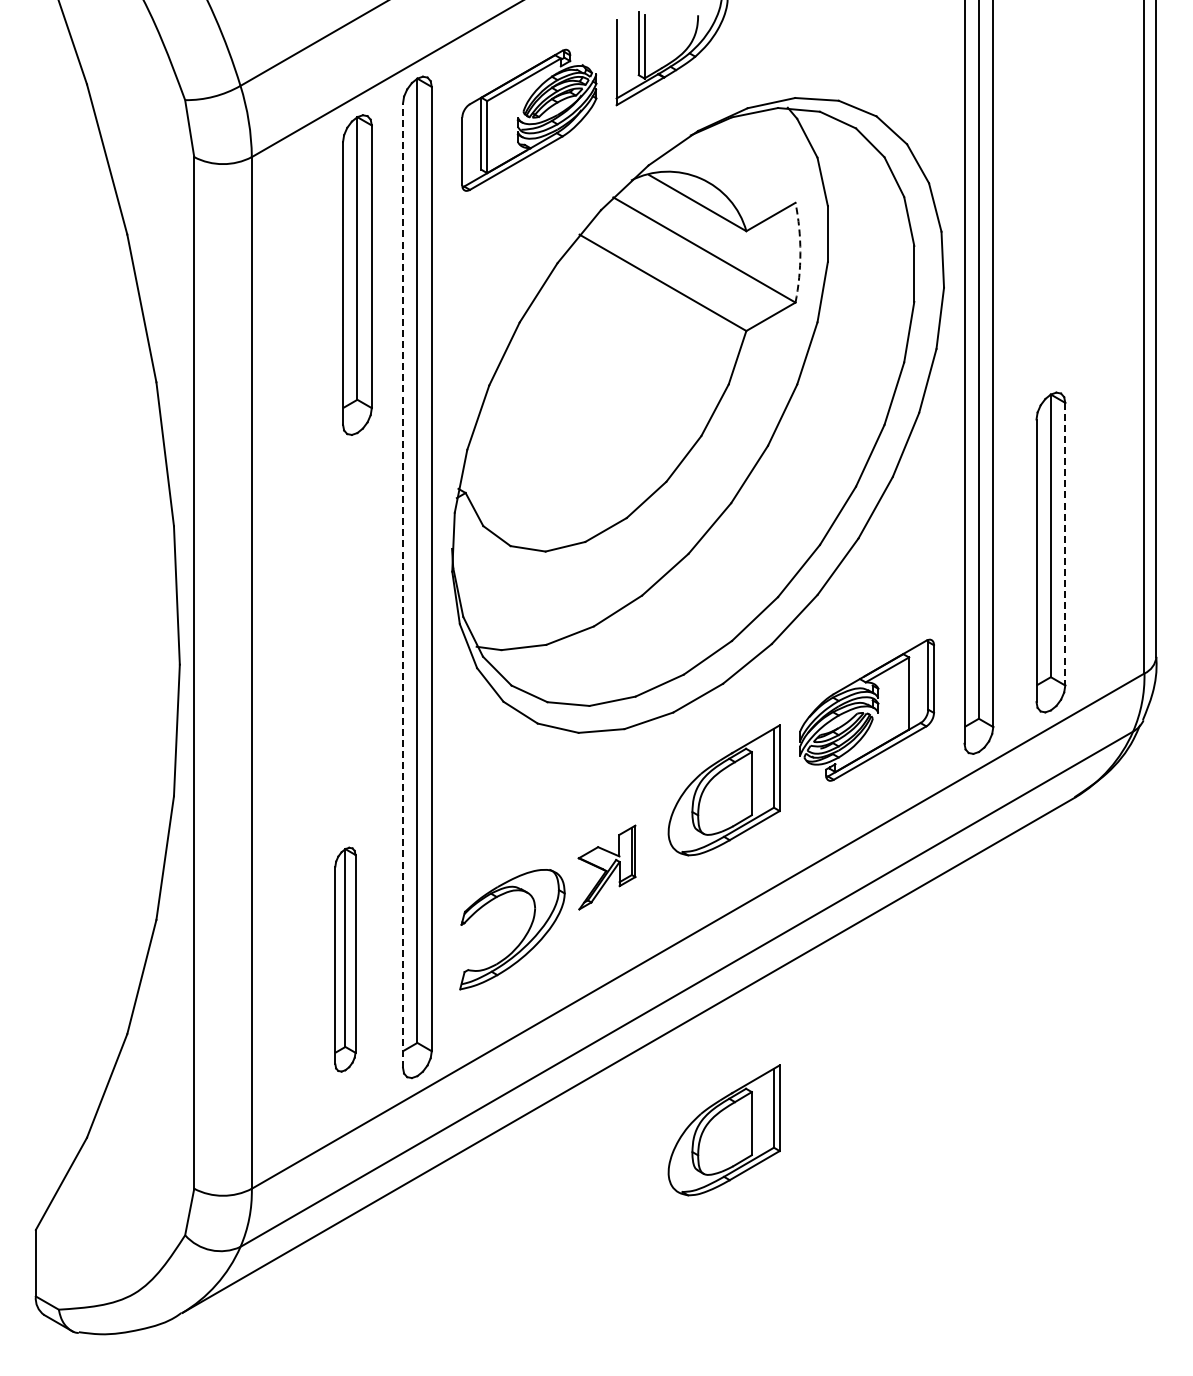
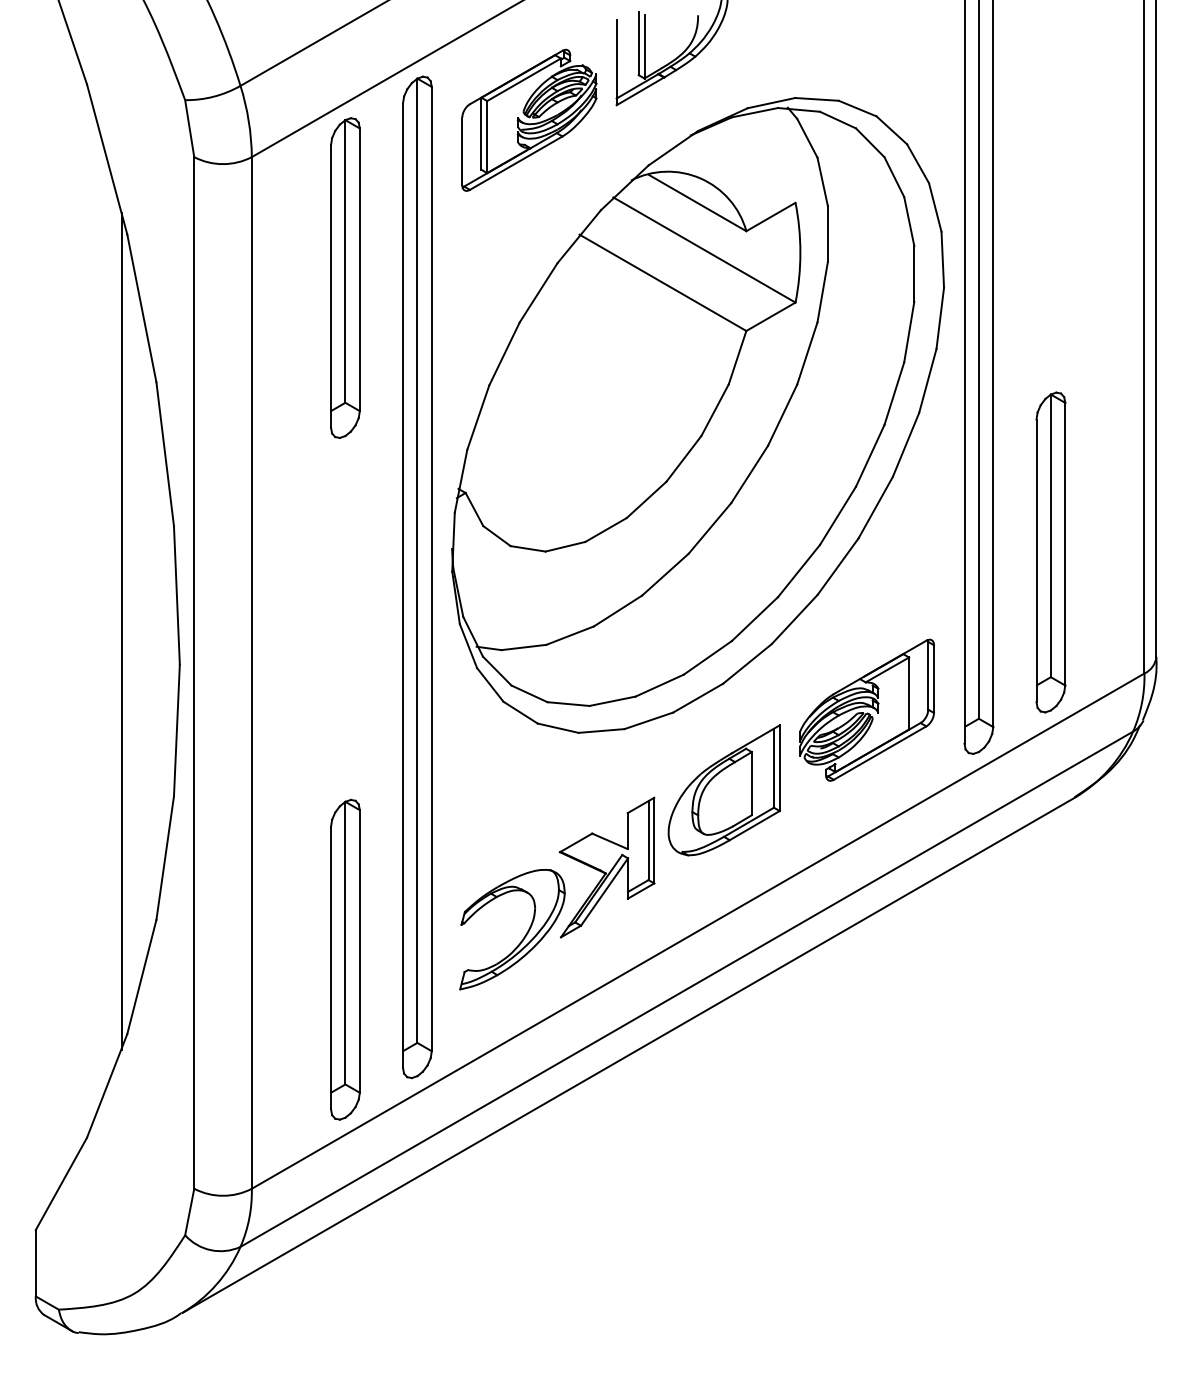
arc: dashed -> solid (800, 252)
part position: (357, 274) -> (345, 277) (345, 277)
line: dashed -> solid (1065, 544)
line: dashed -> solid (403, 585)
line: none -> present (122, 631)
part size: 60x87 px -> 98x143 px (606, 867)
part size: 23x227 px -> 31x323 px (345, 959)
part: present -> none (723, 1130)
